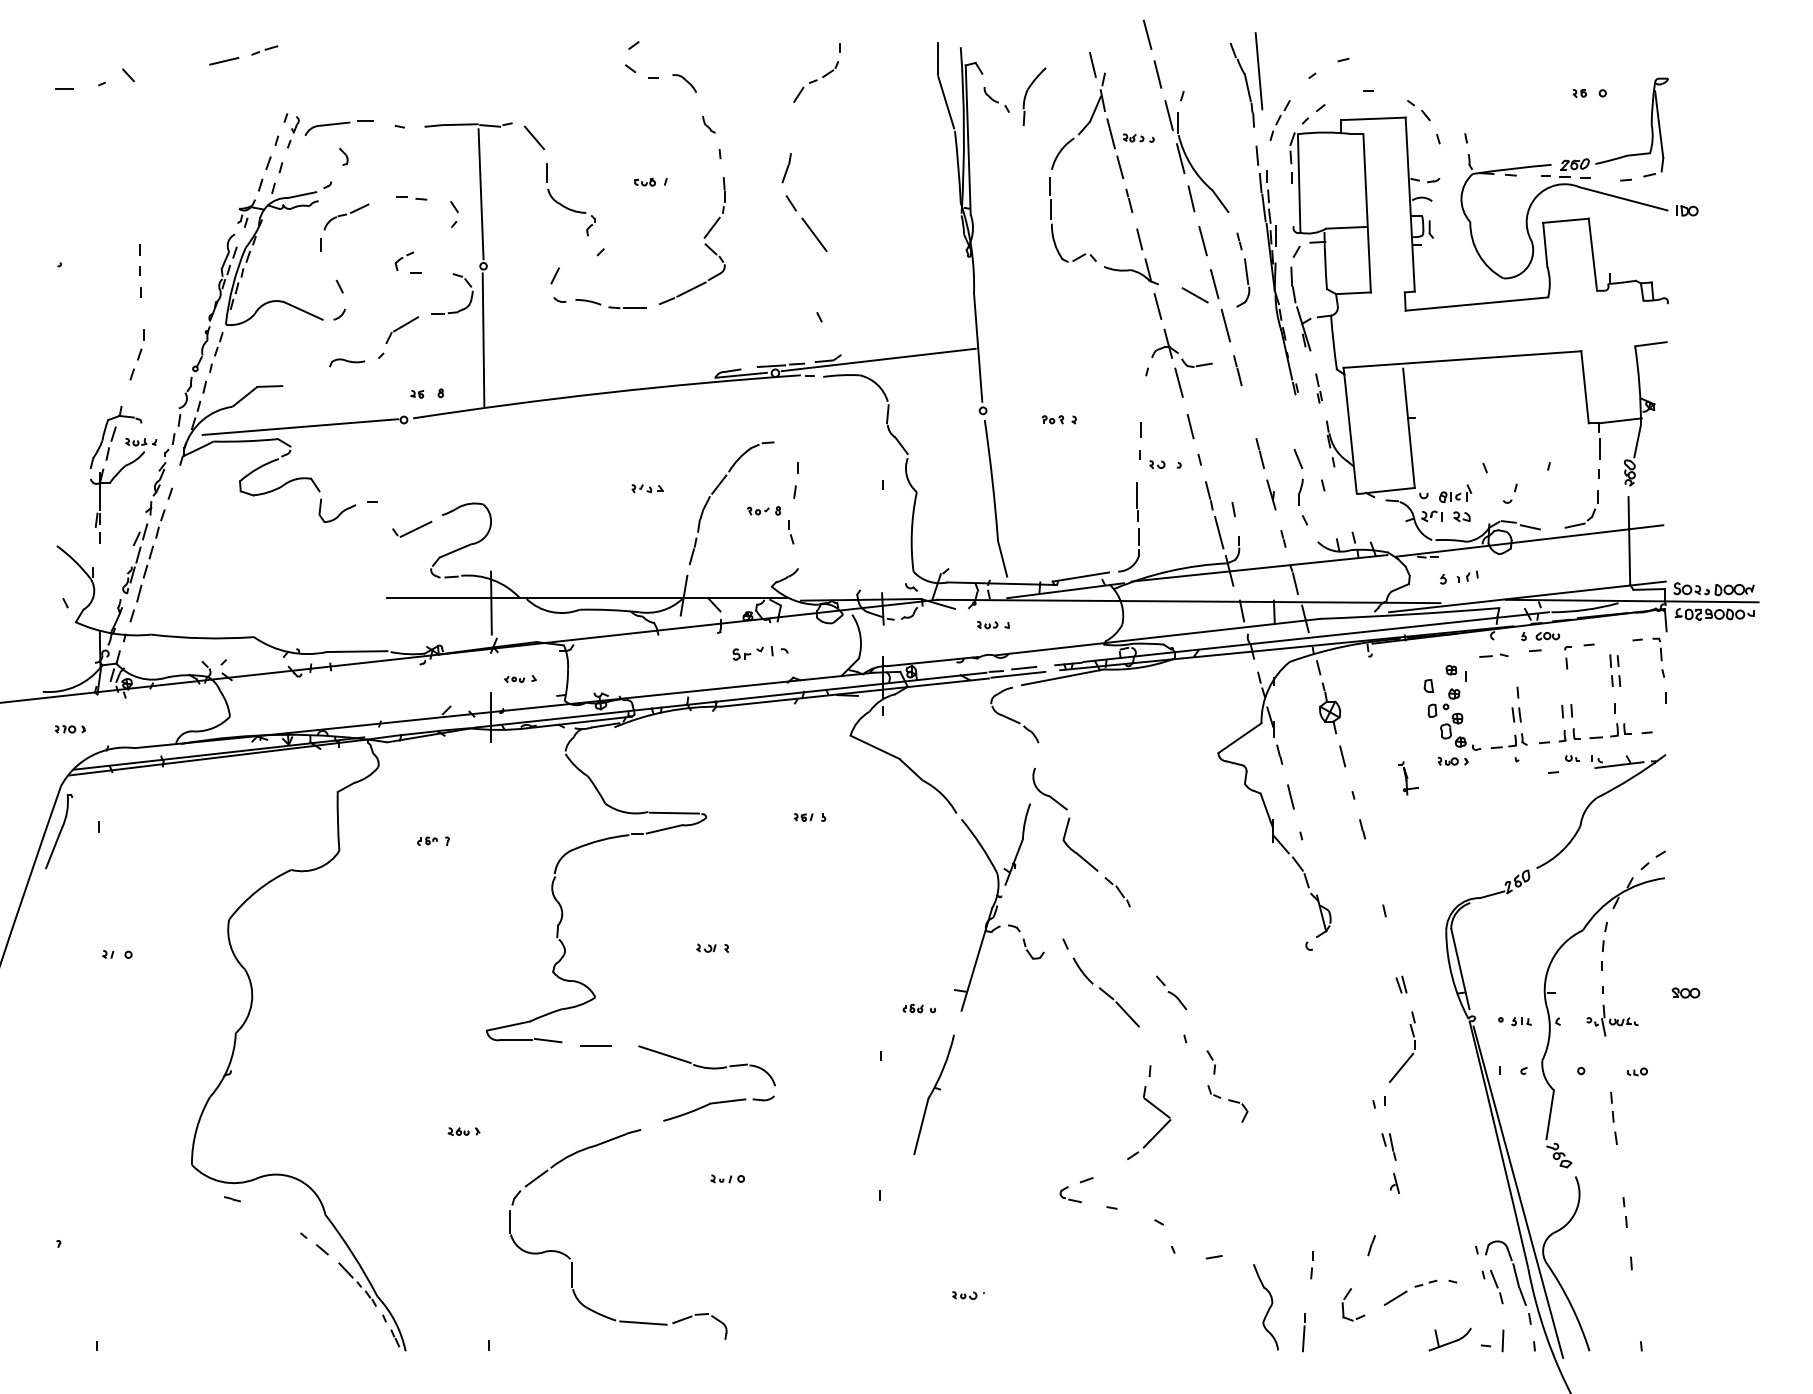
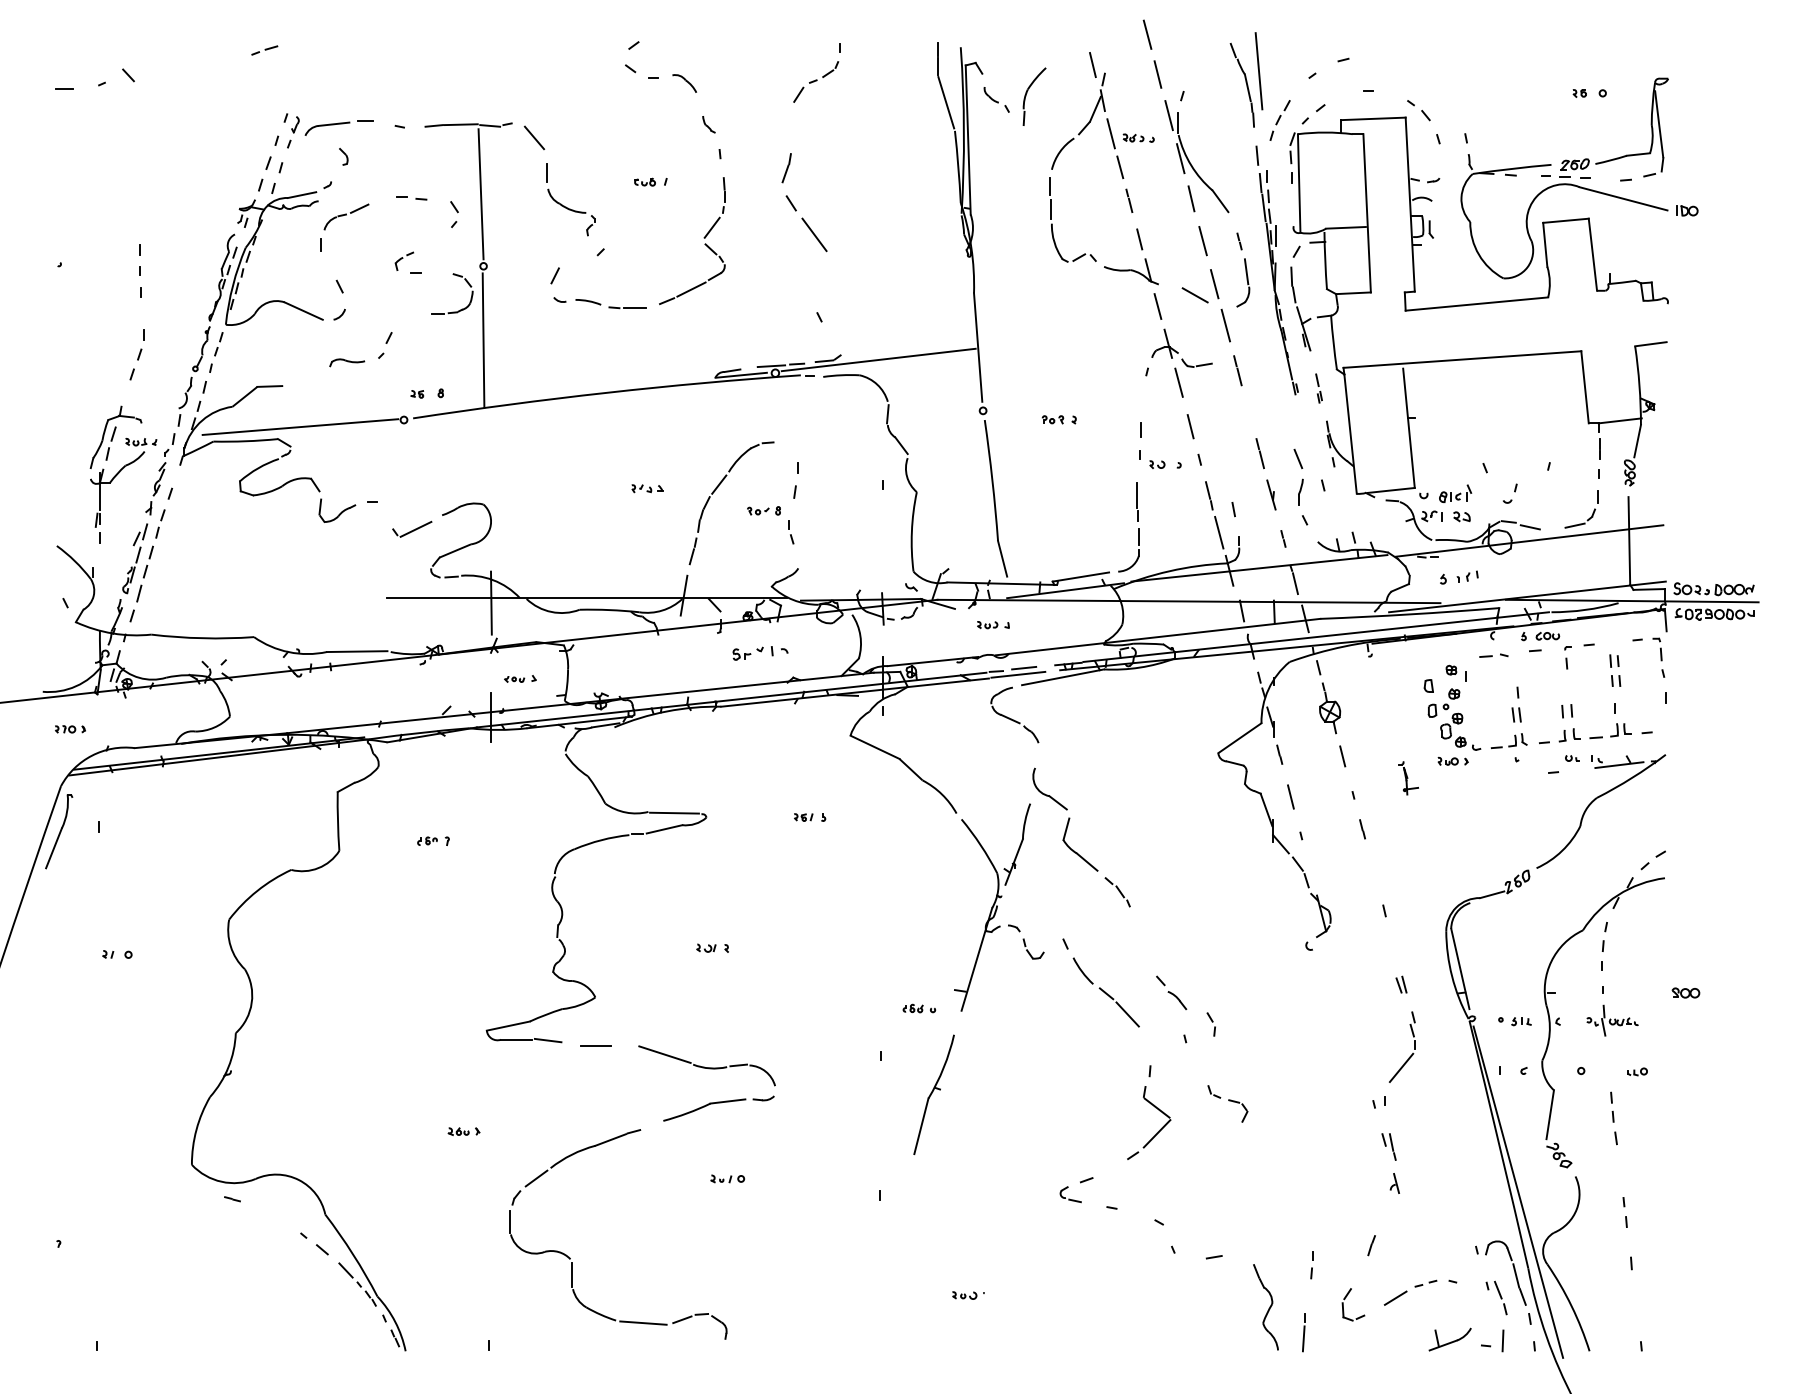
line: present -> none (224, 60)
line: present -> none (406, 324)
part position: (1210, 1062) -> (1210, 1024) (1210, 1024)
part position: (1492, 1286) -> (1496, 1297) (1496, 1297)
